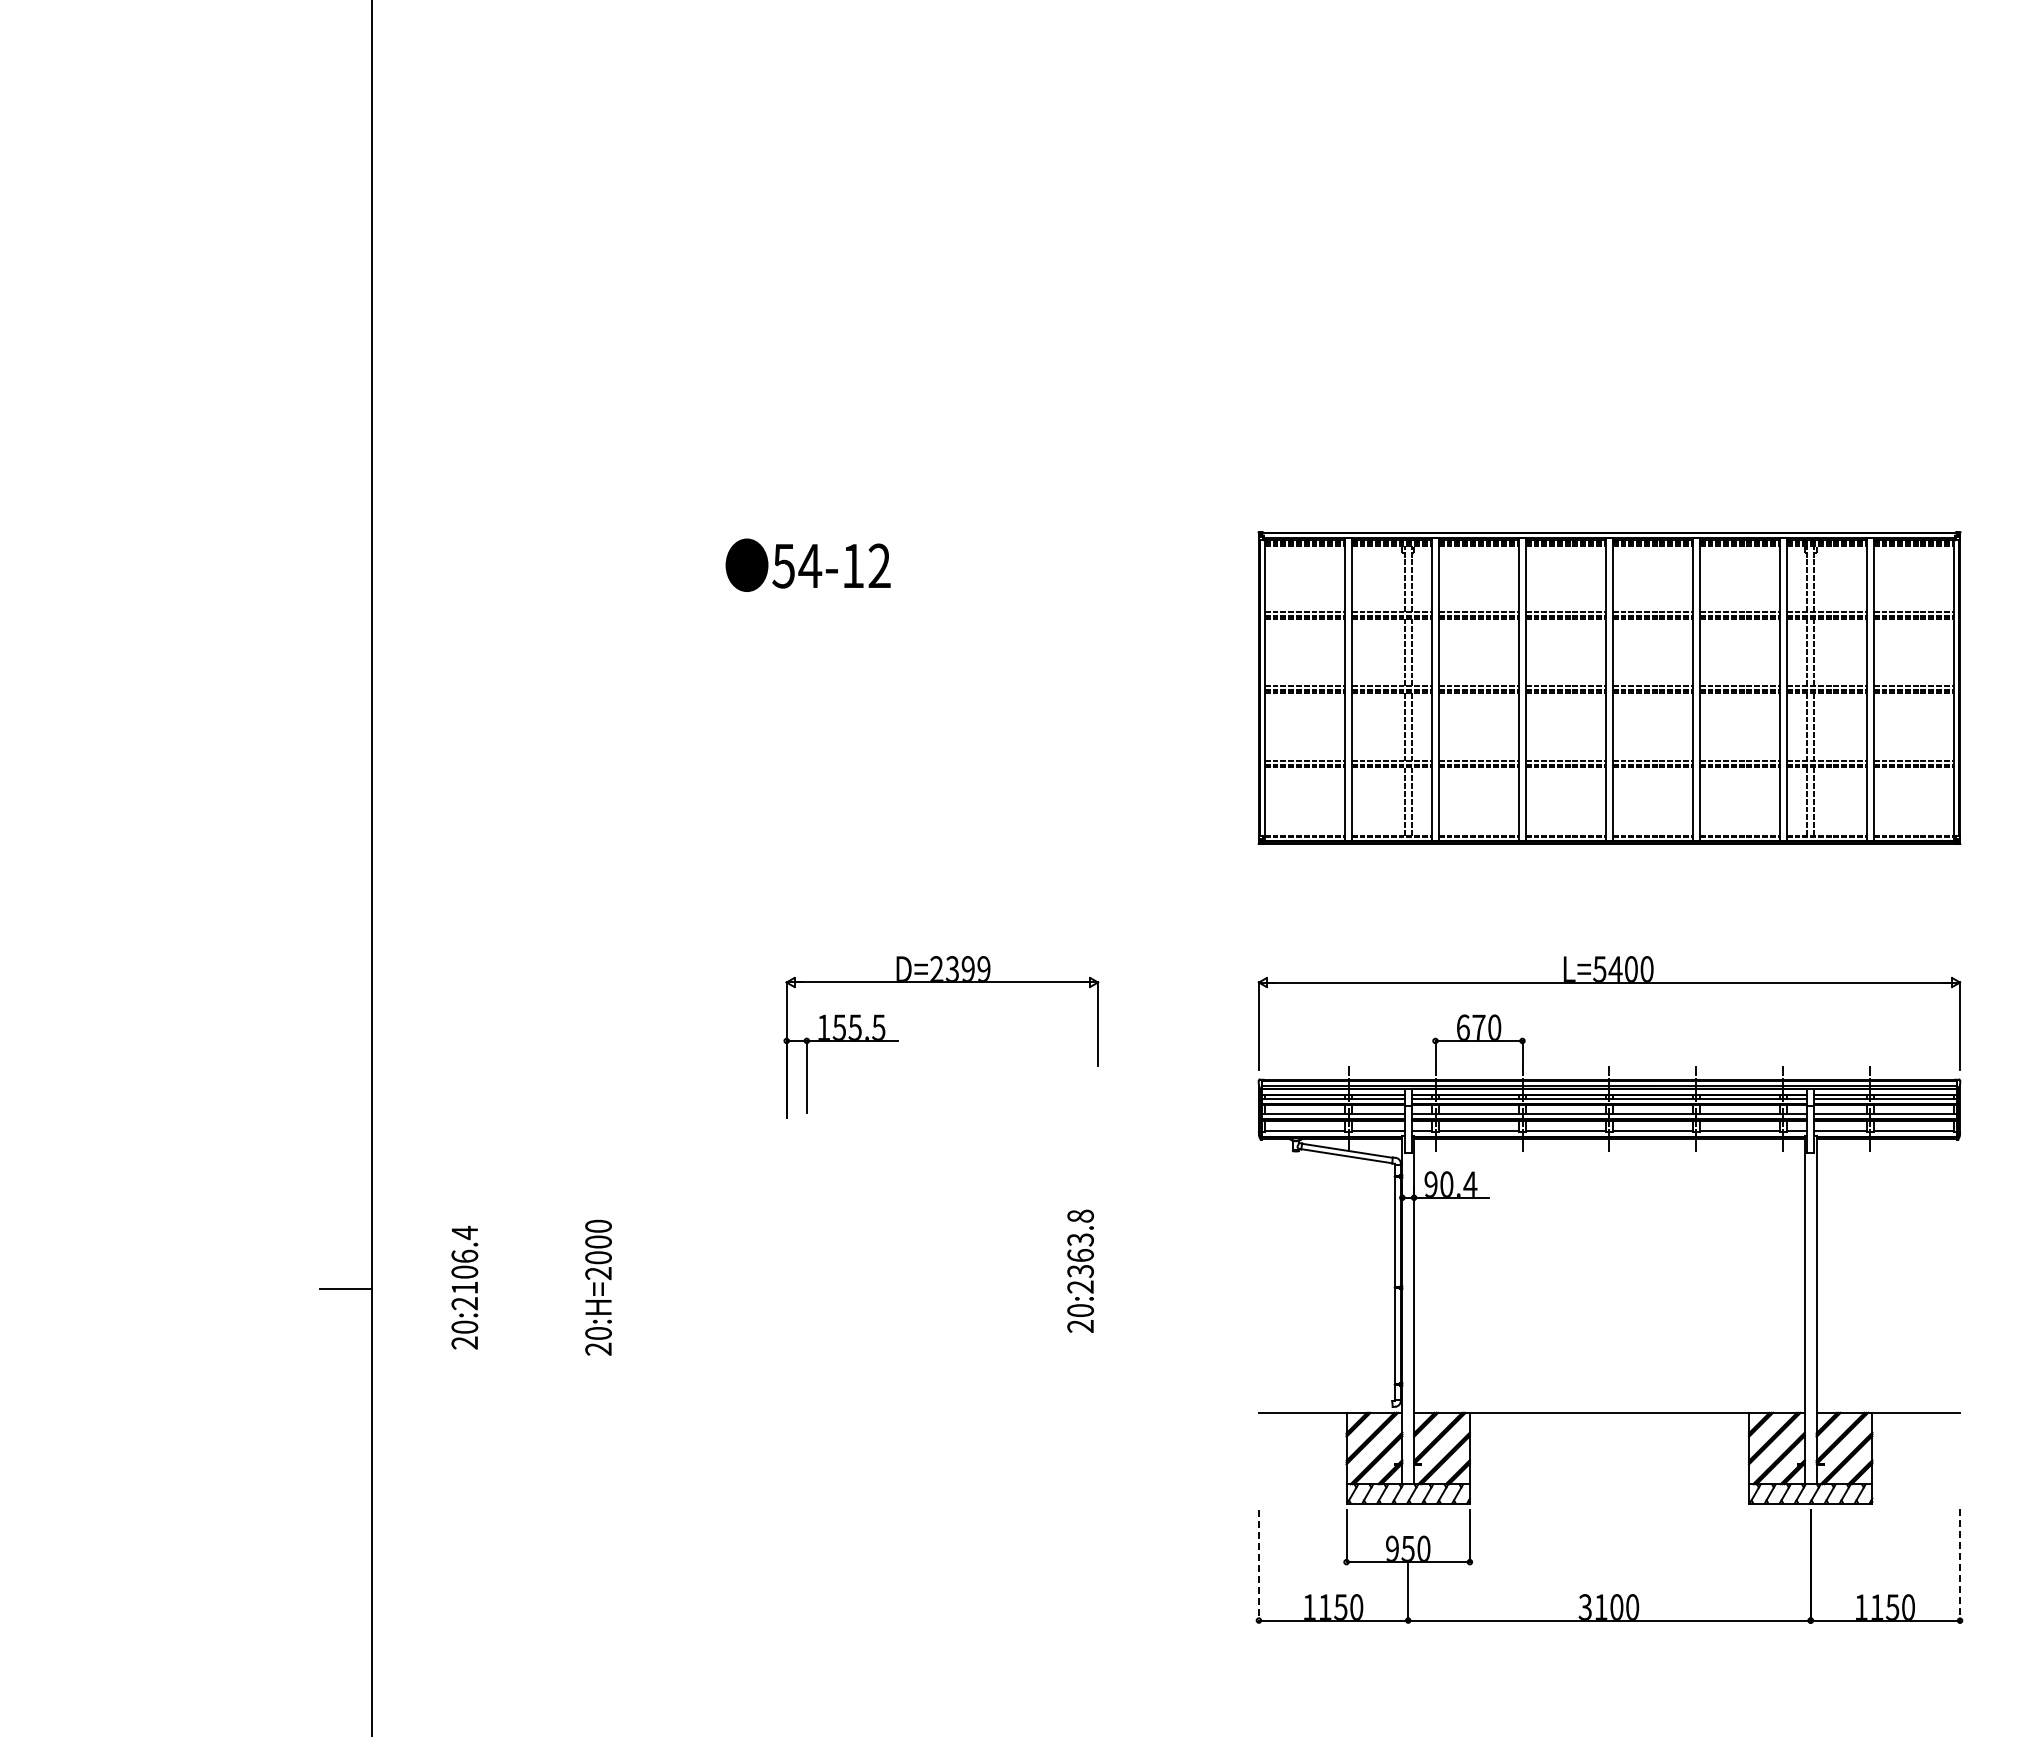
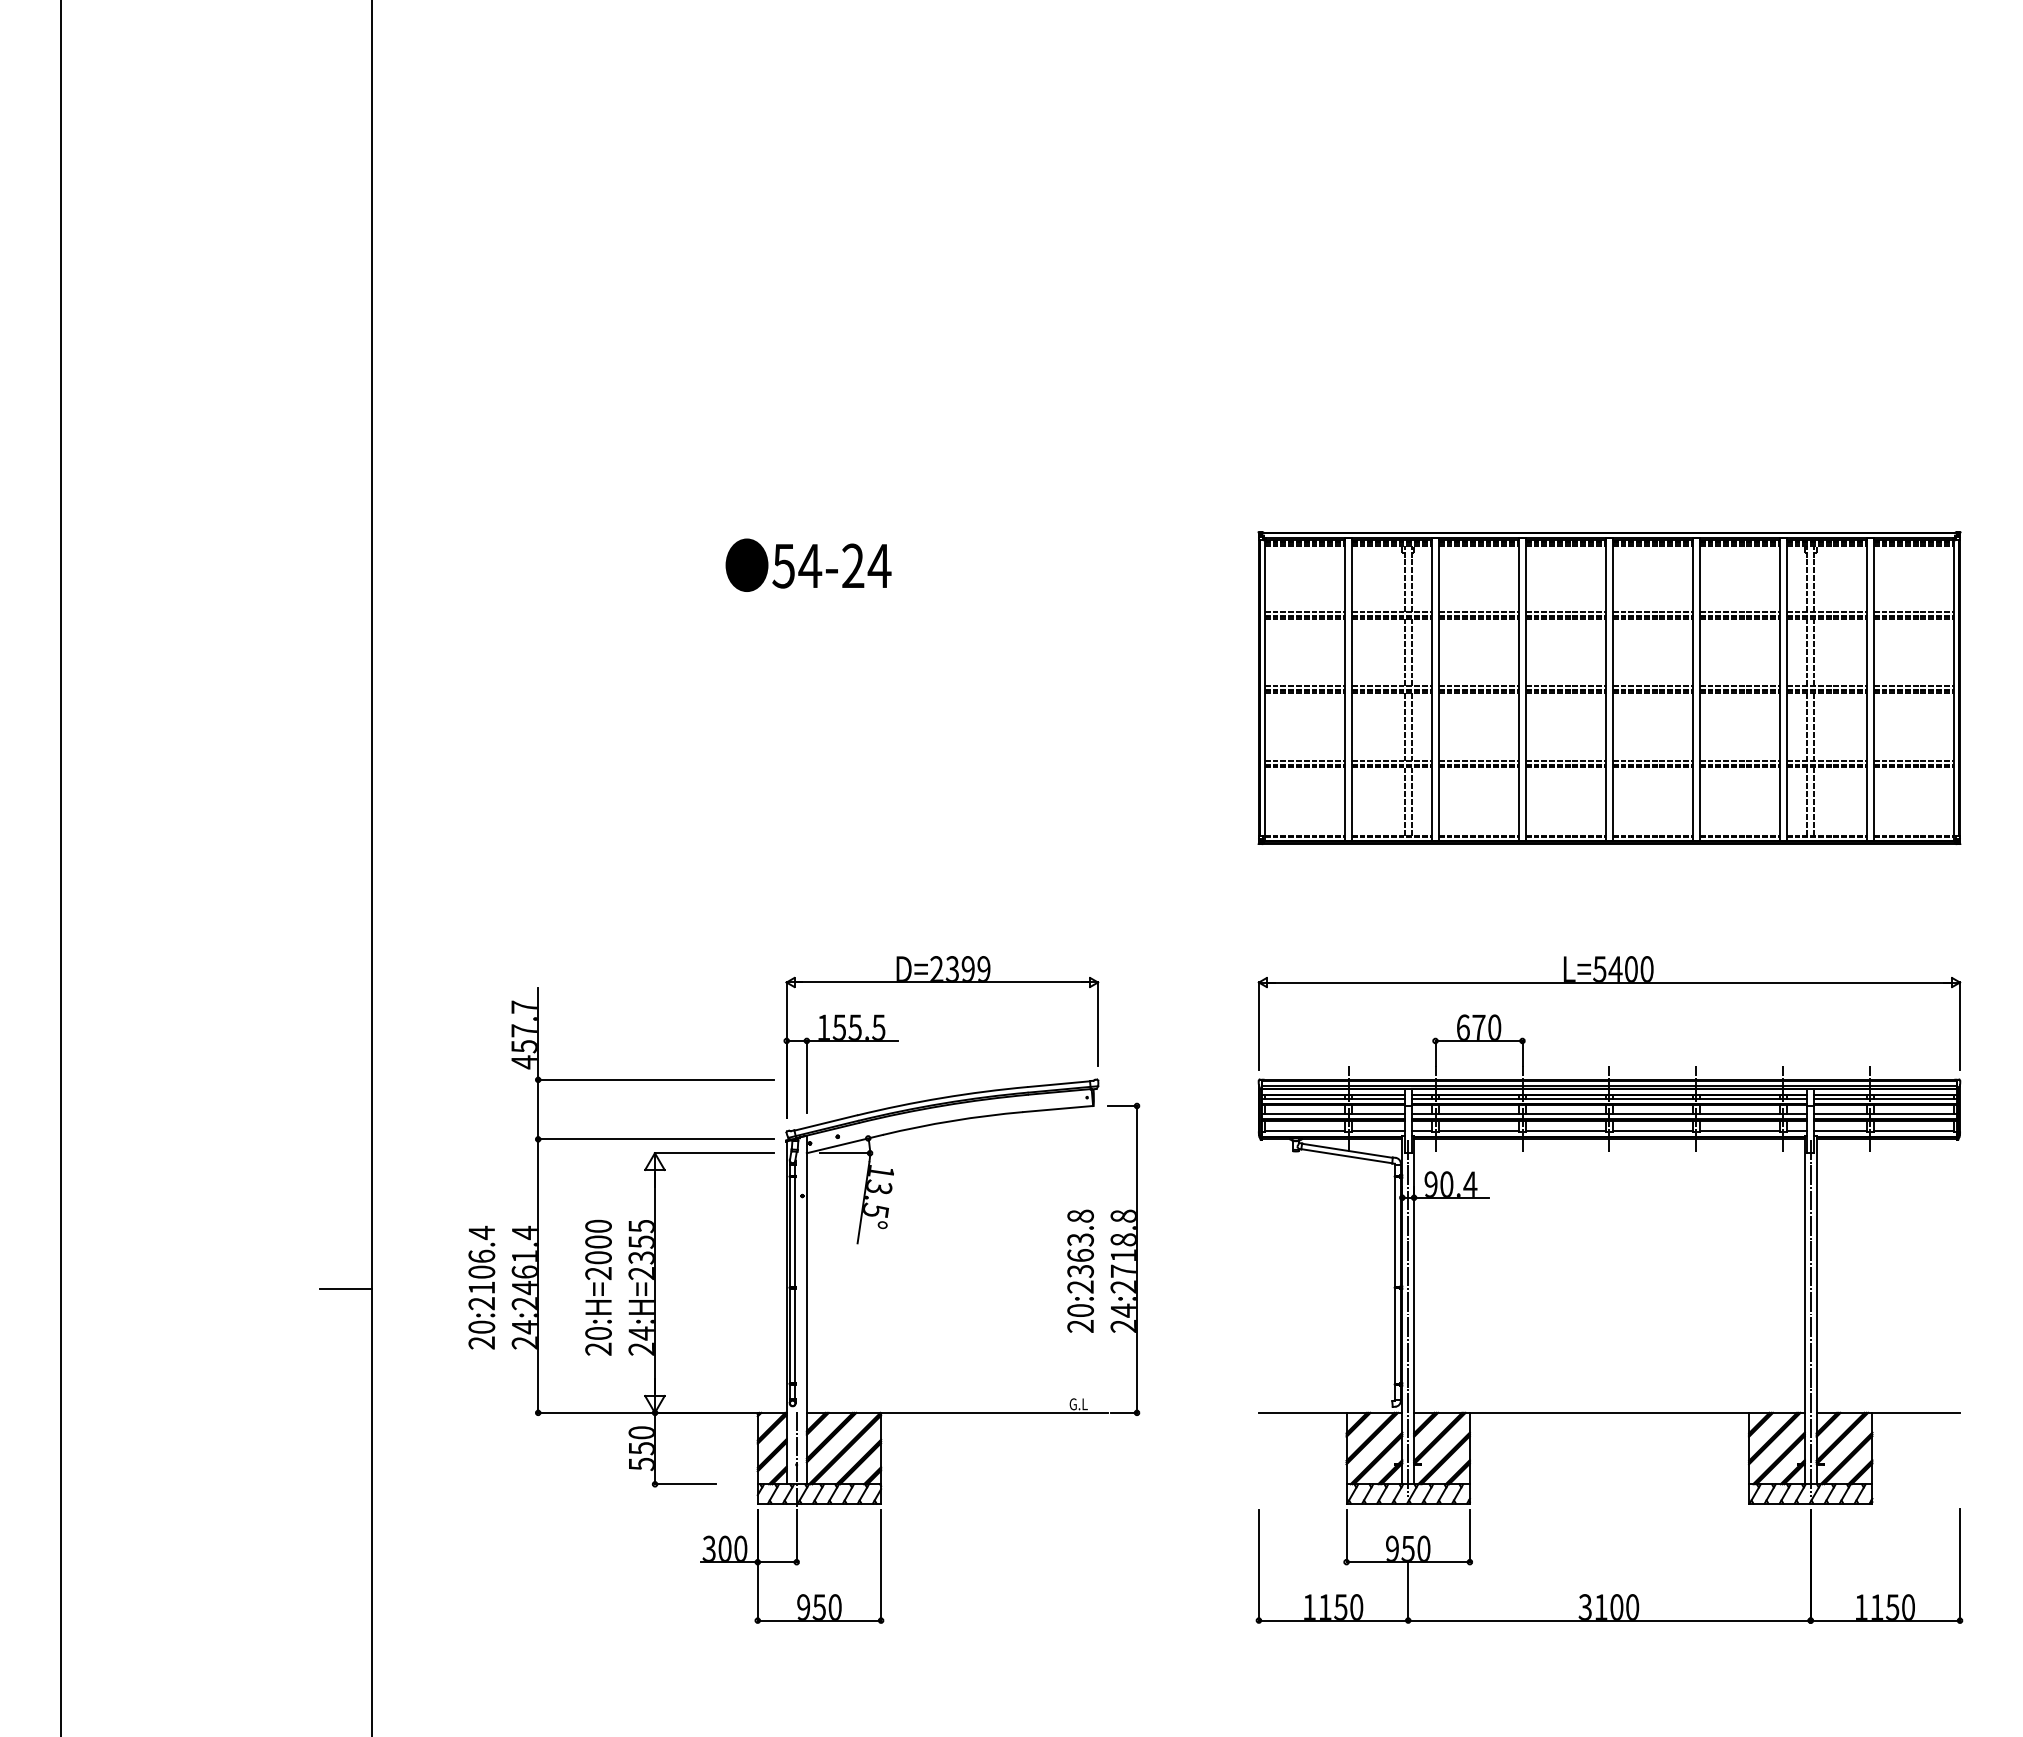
text: 54-12 -> 54-24 (866, 565)
line: none -> present (60, 867)
text position: (464, 1287) -> (481, 1287) (481, 1287)
part: none -> present (807, 1305)
line: none -> present (1408, 1318)
line: none -> present (1810, 1318)
line: dashed -> solid (1258, 1565)
line: dashed -> solid (1960, 1565)
